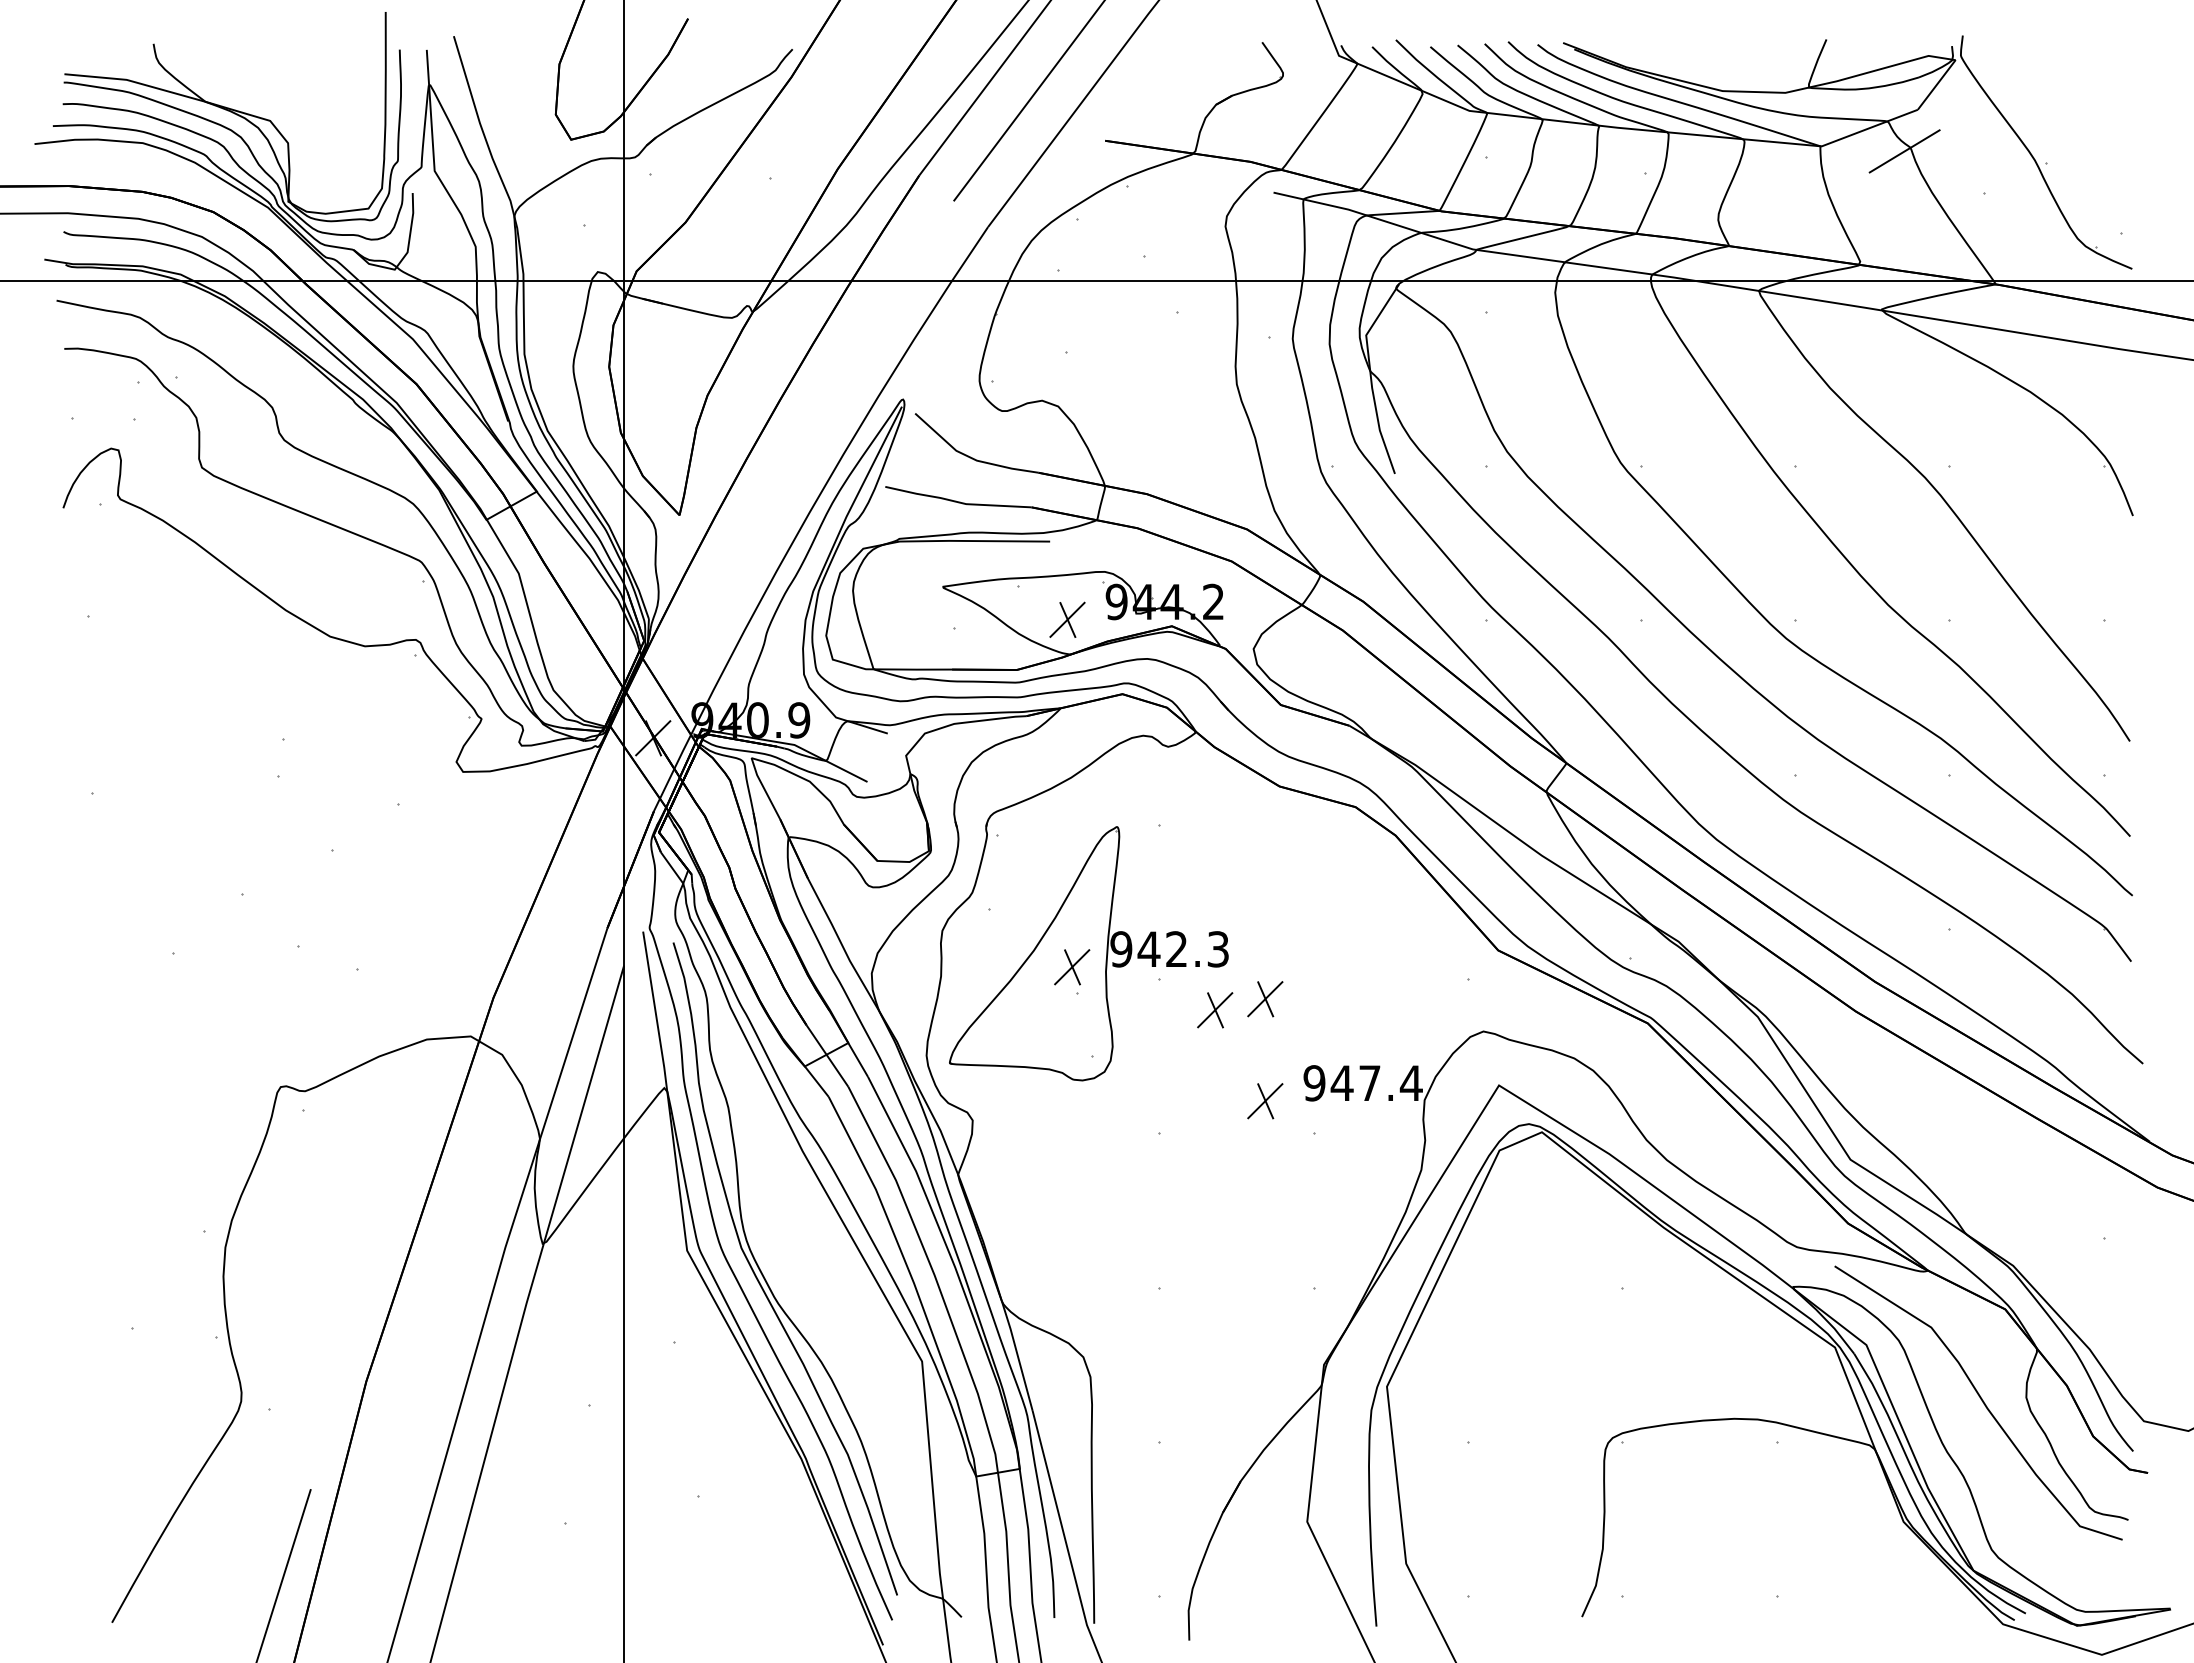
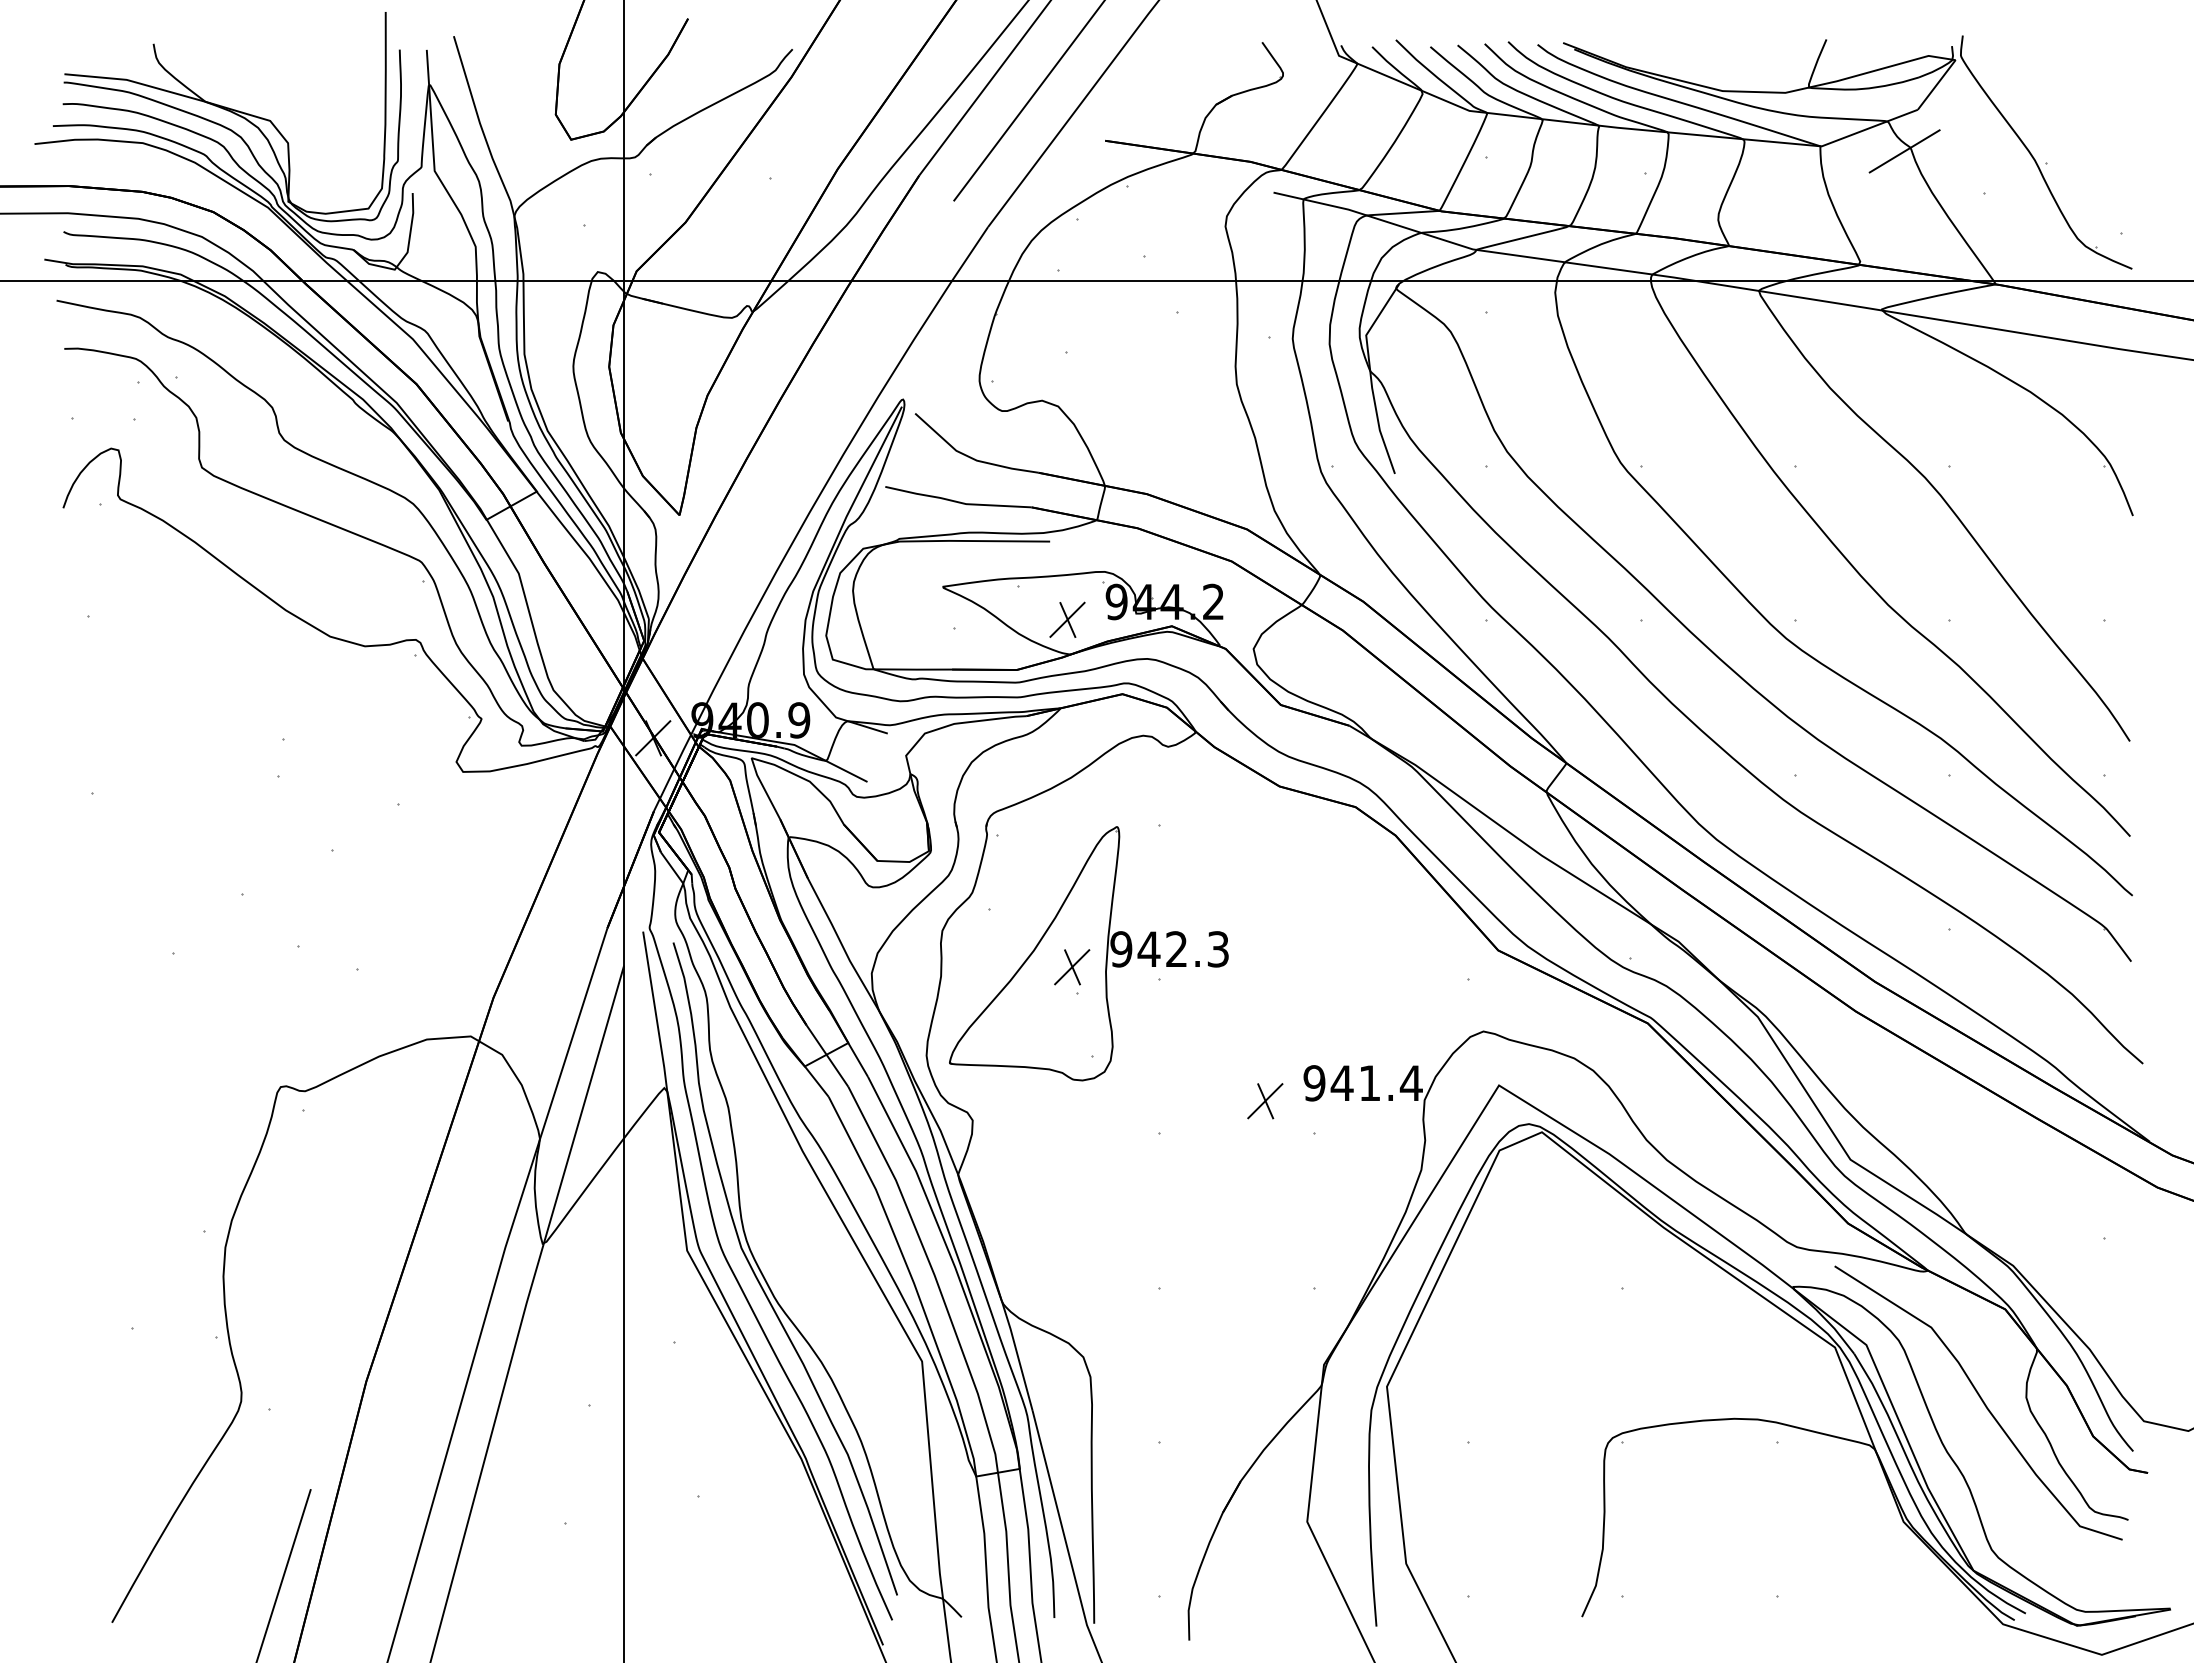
part: present -> none (1265, 999)
part: present -> none (1215, 1010)
text: 947.4 -> 941.4 (1369, 1082)
